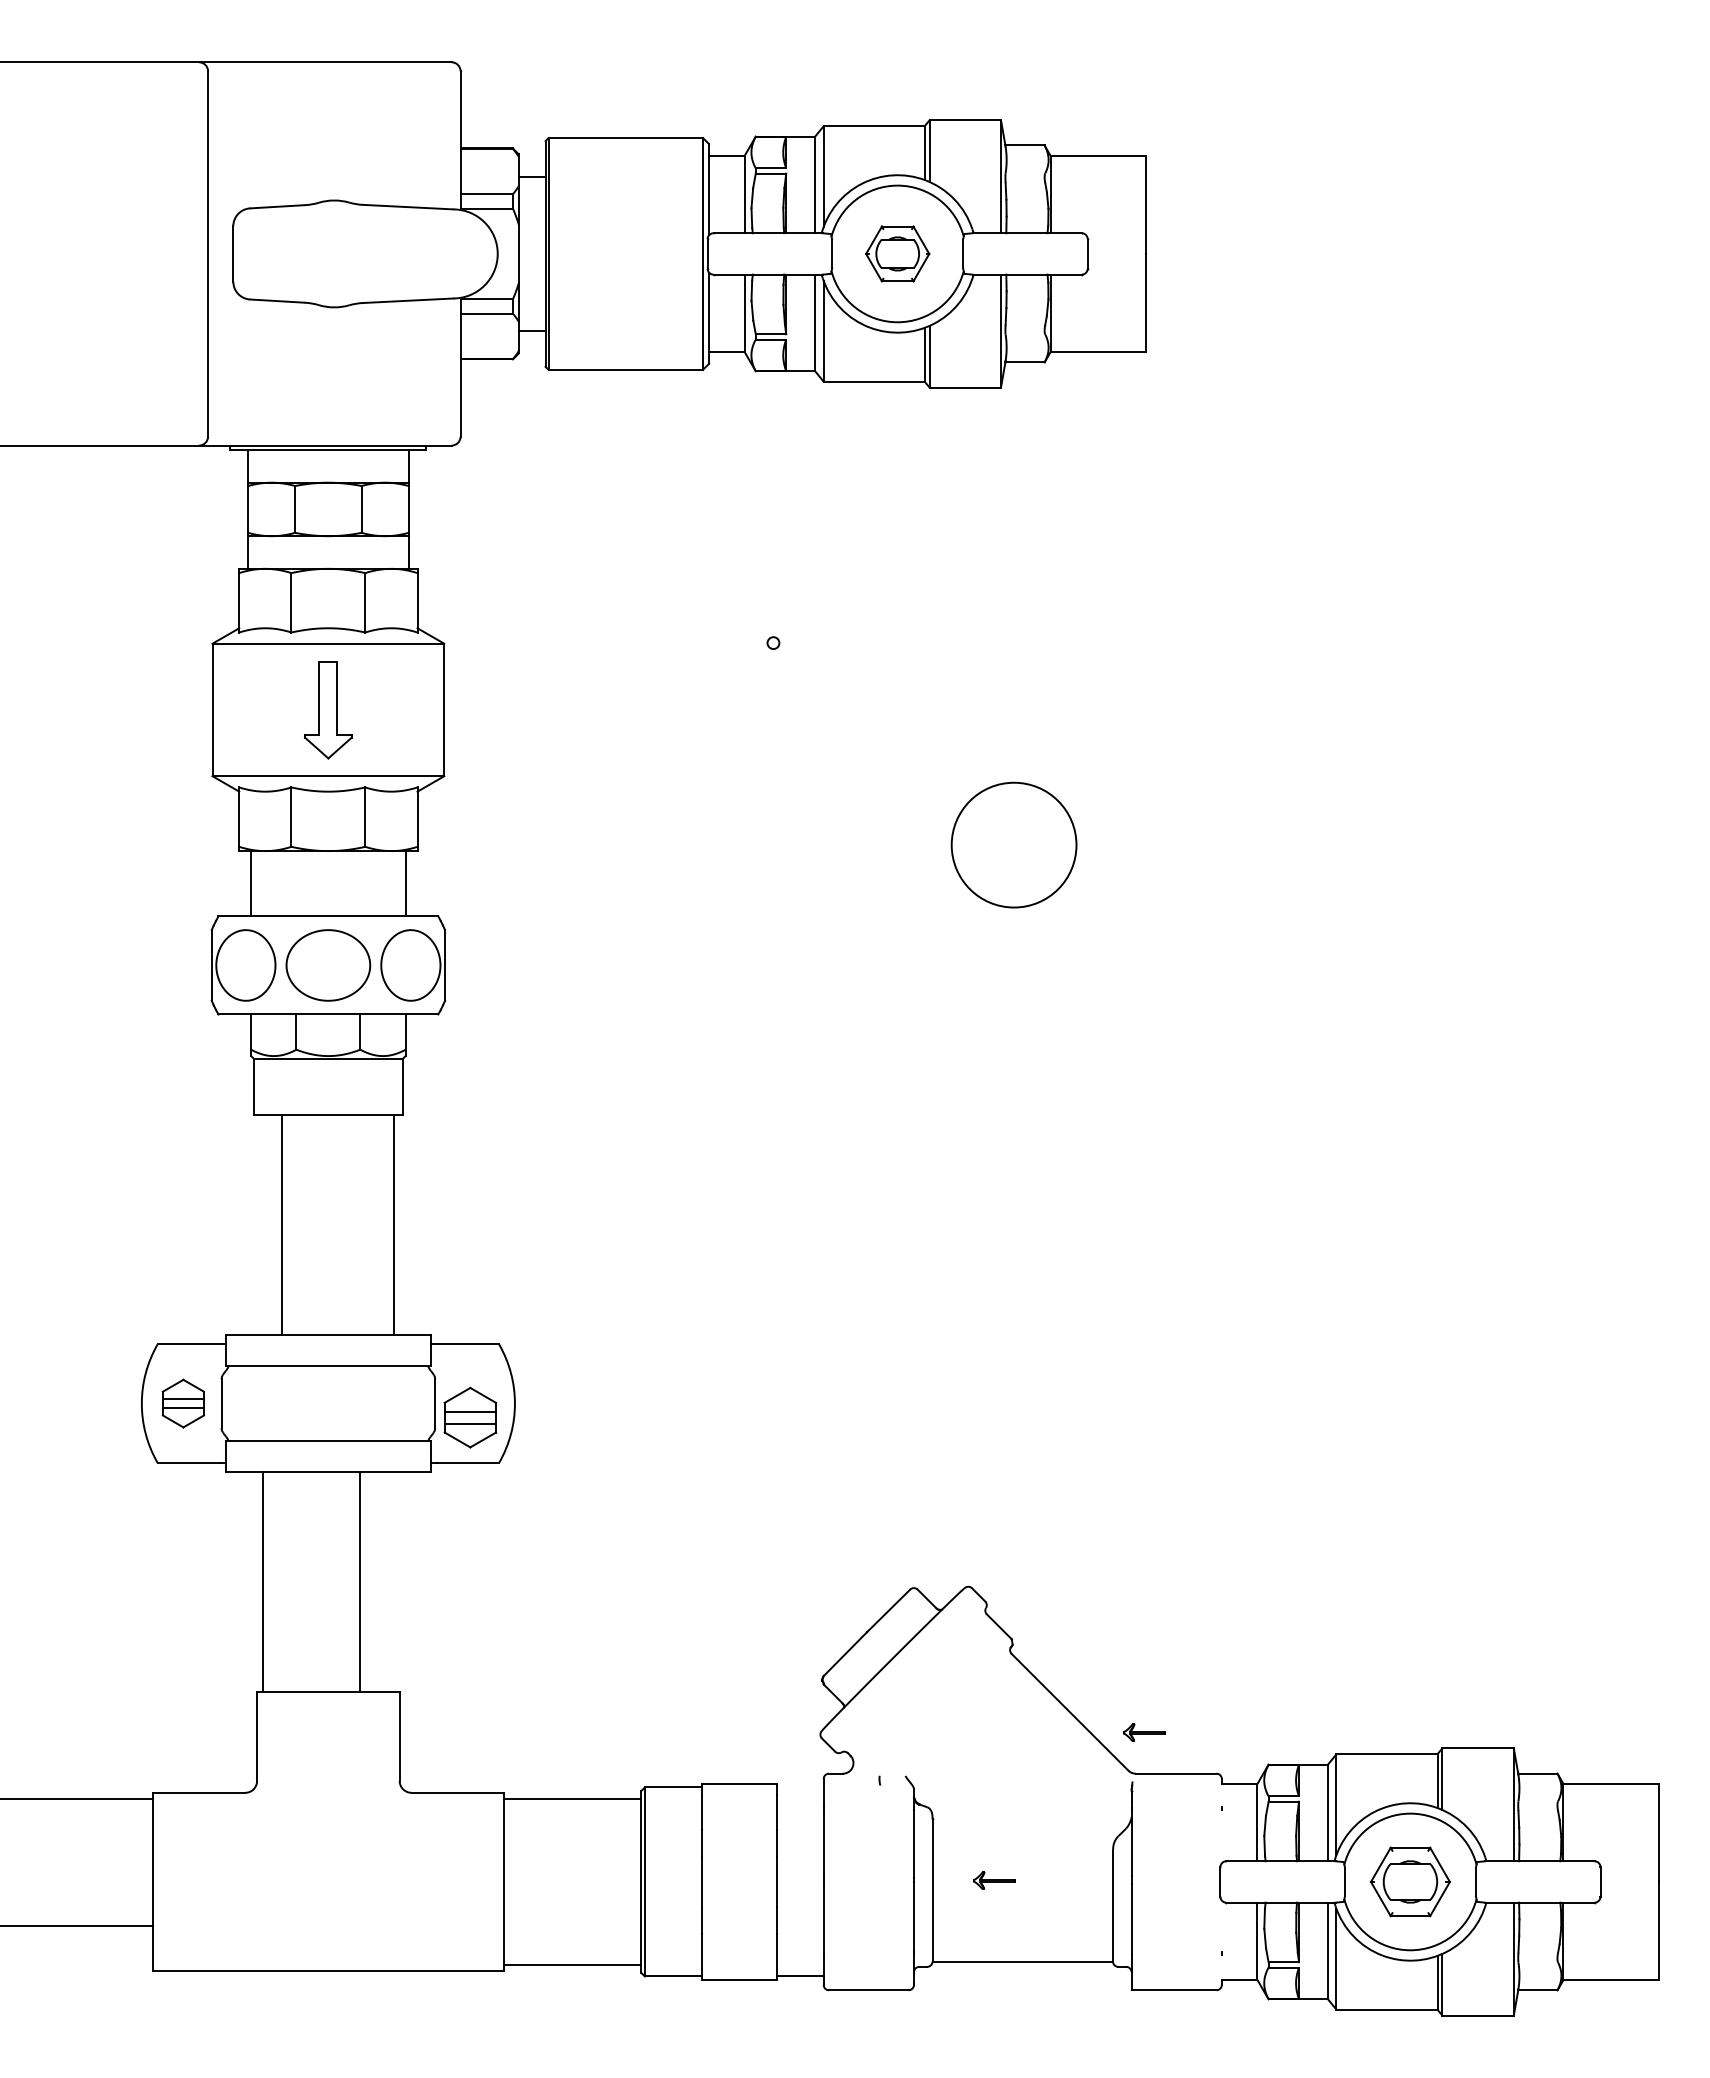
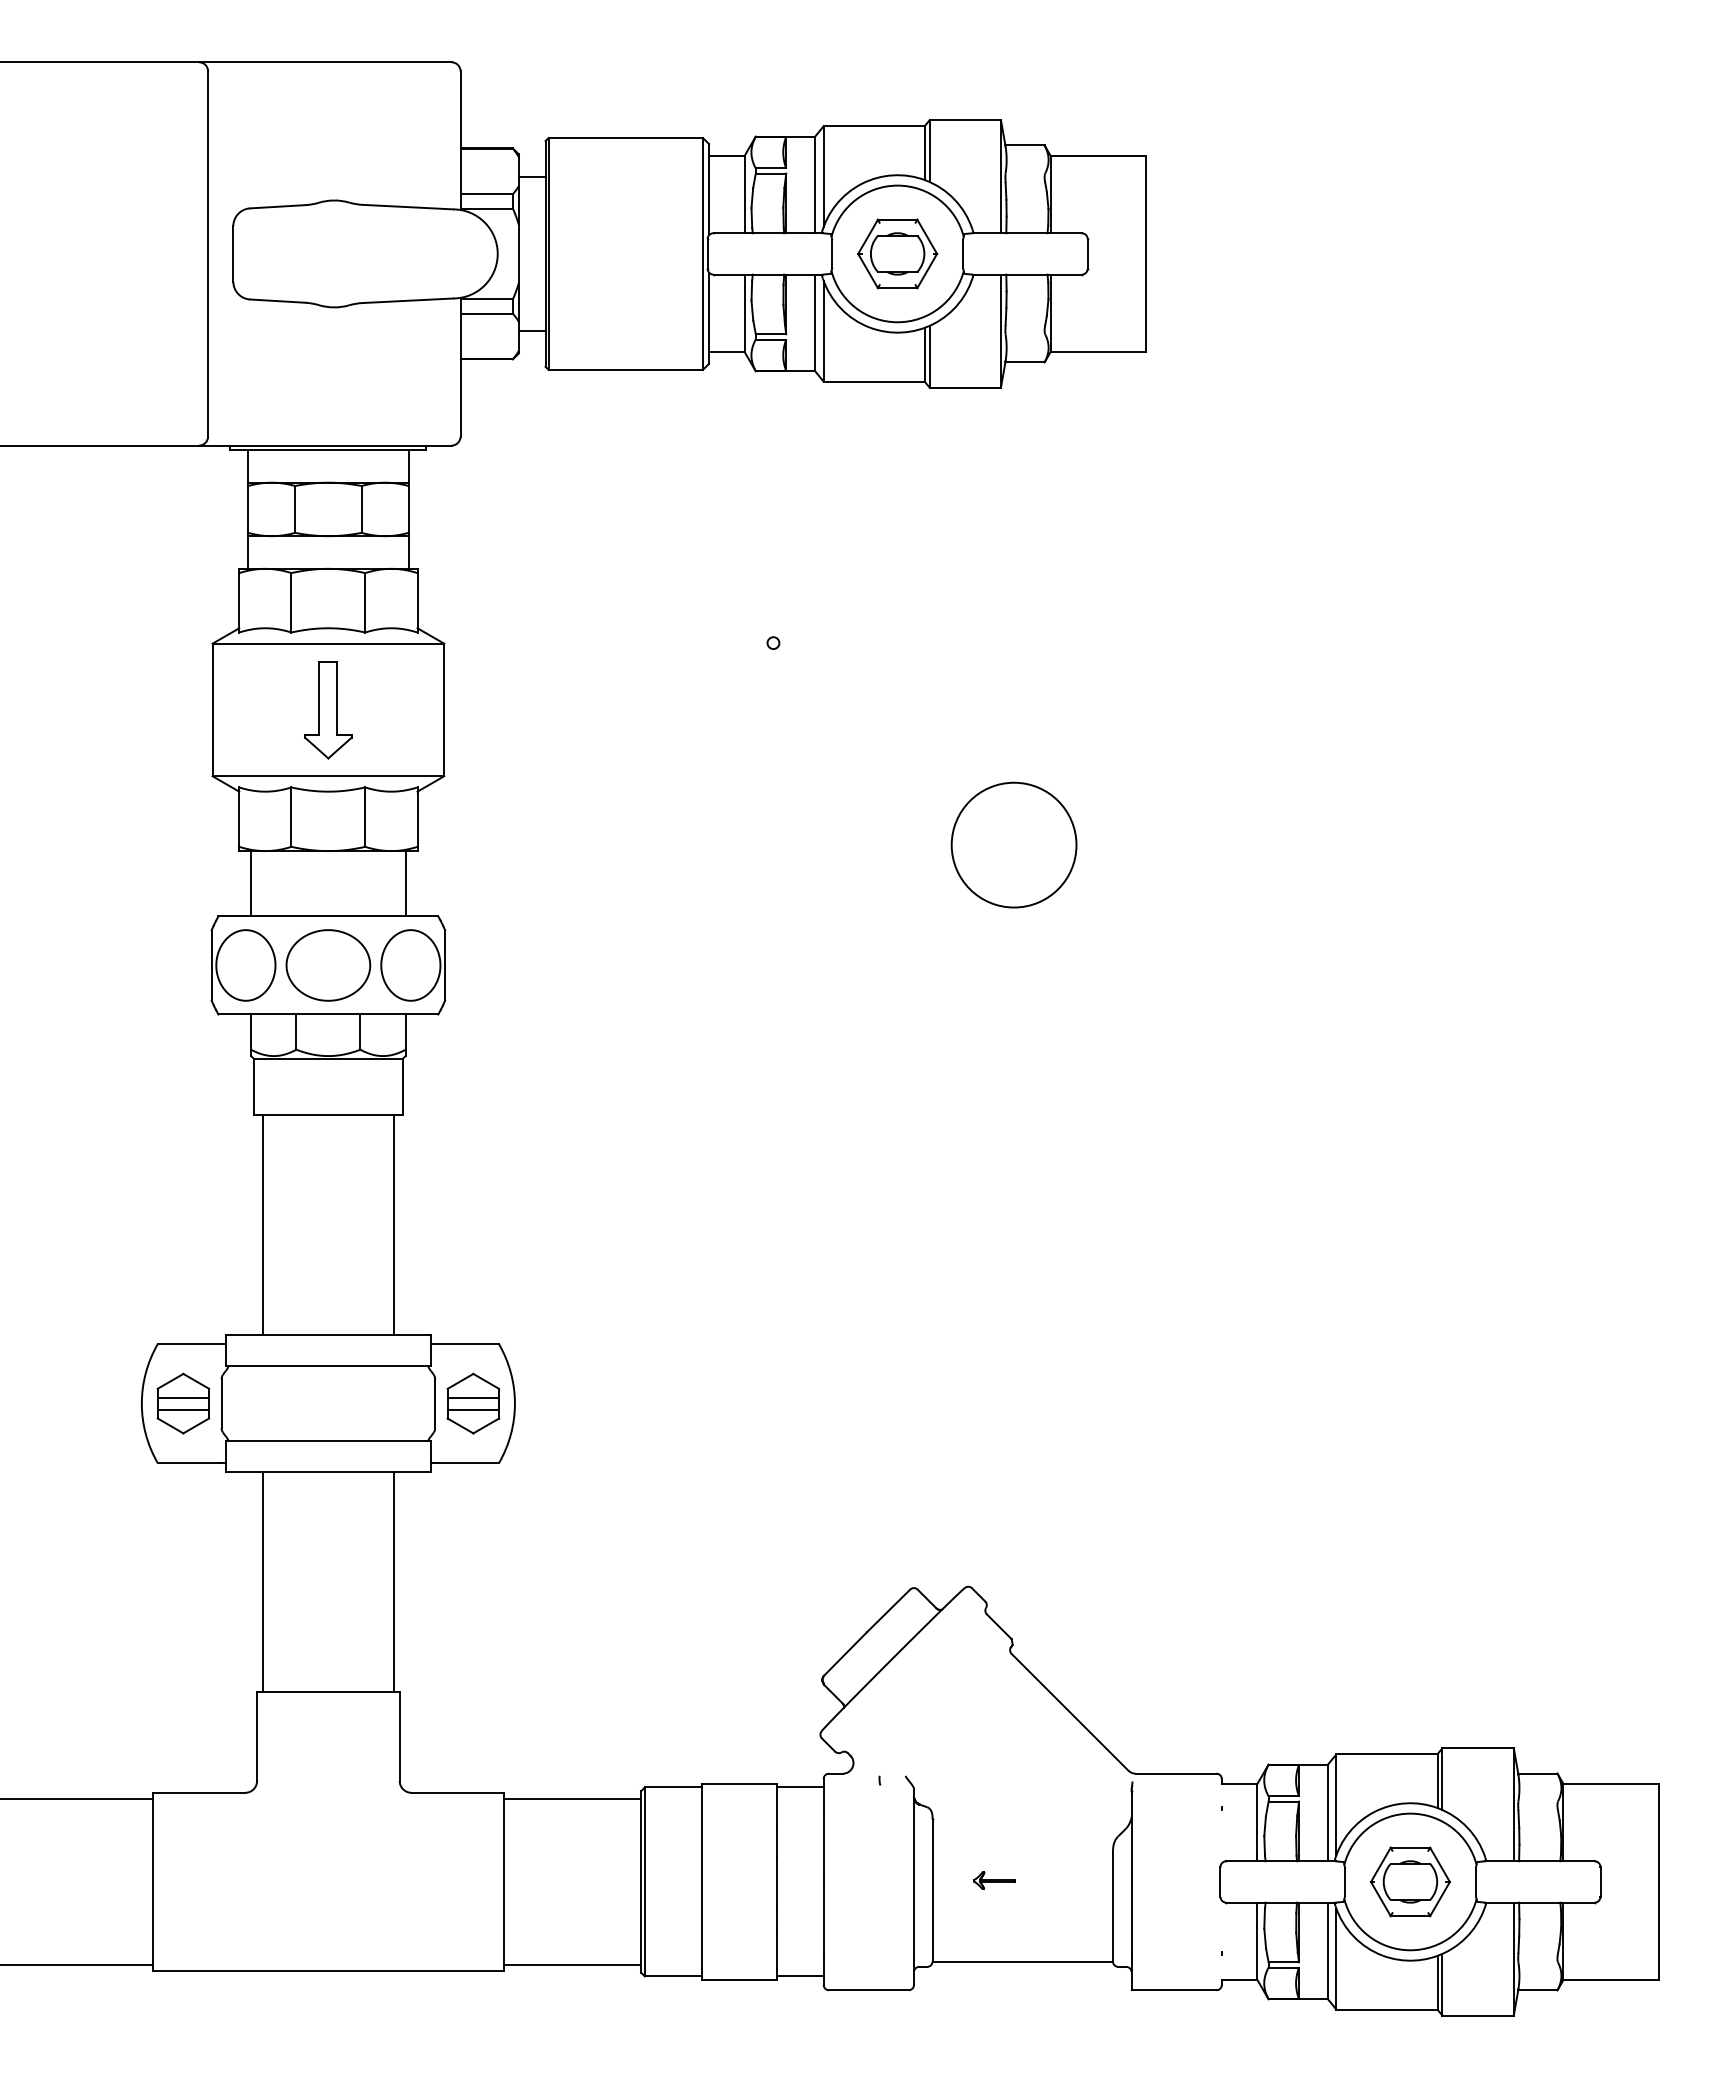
part size: 66x58 px -> 82x72 px (897, 253)
line position: (282, 1225) -> (263, 1225) (263, 1225)
part size: 44x51 px -> 55x63 px (183, 1403)
part position: (470, 1417) -> (473, 1403) (473, 1403)
line position: (359, 1581) -> (393, 1581) (393, 1581)
part: present -> none (1144, 1732)
line: none -> present (800, 1787)
line position: (77, 1926) -> (77, 1965) (77, 1965)
